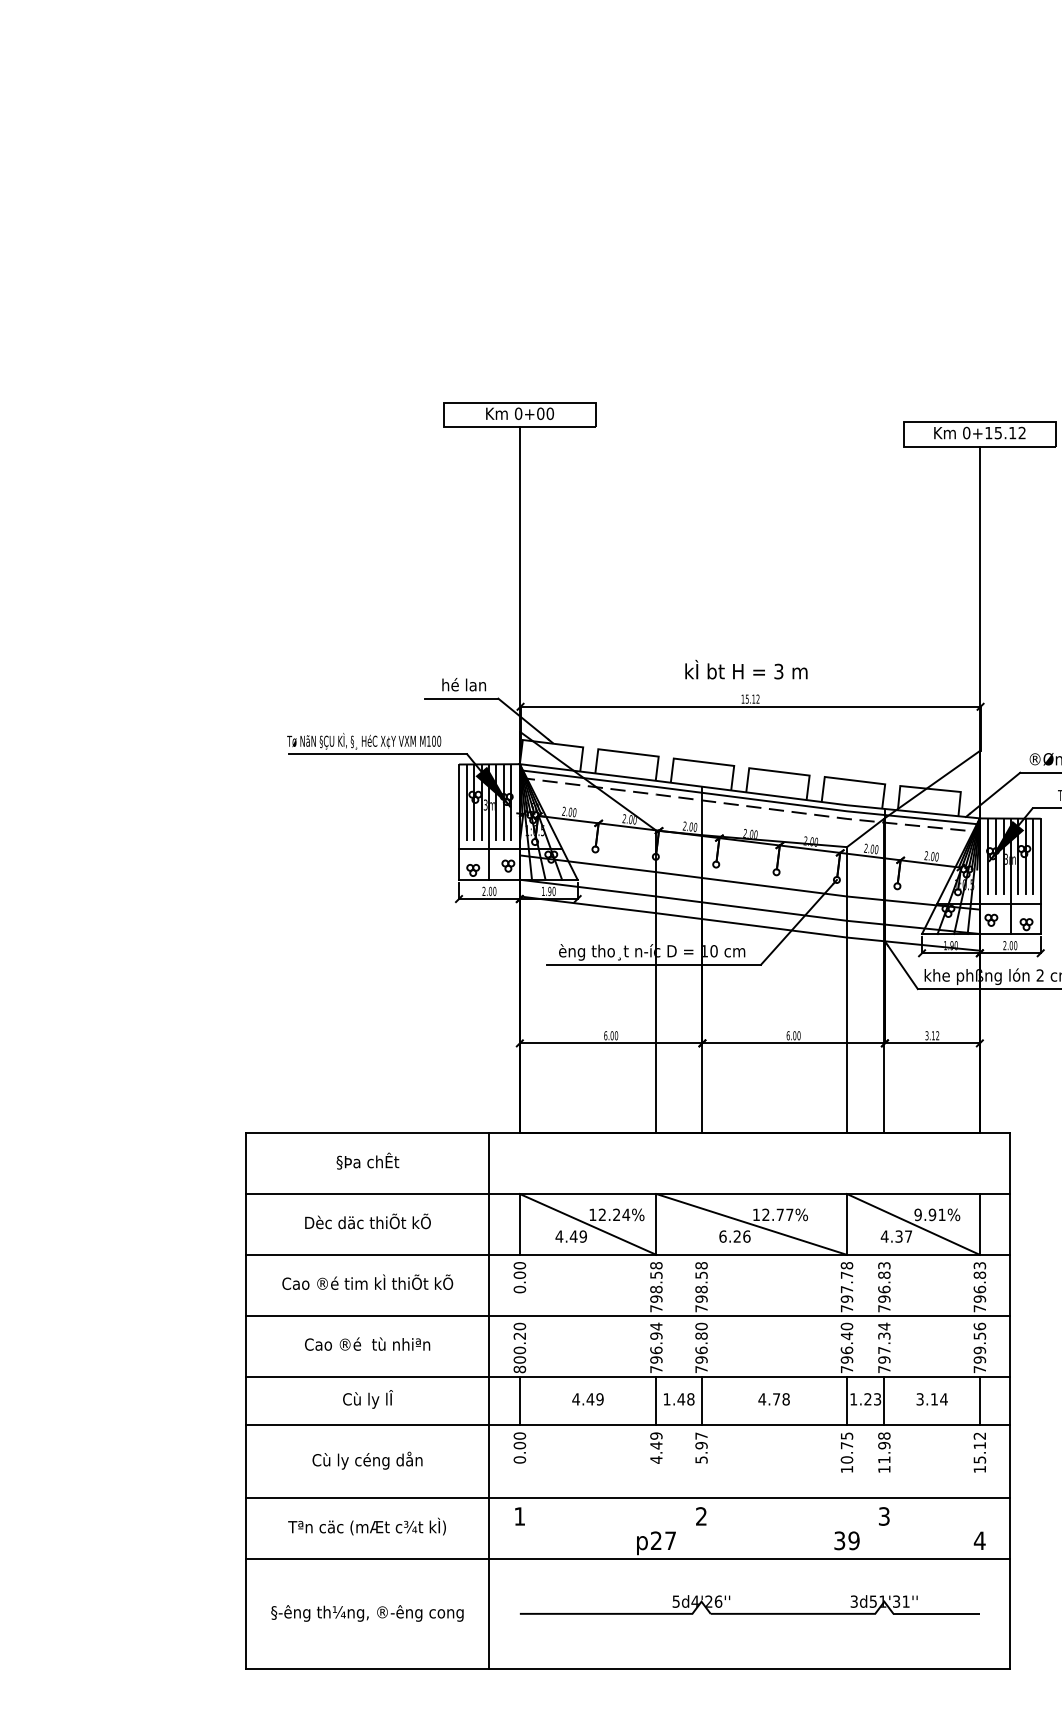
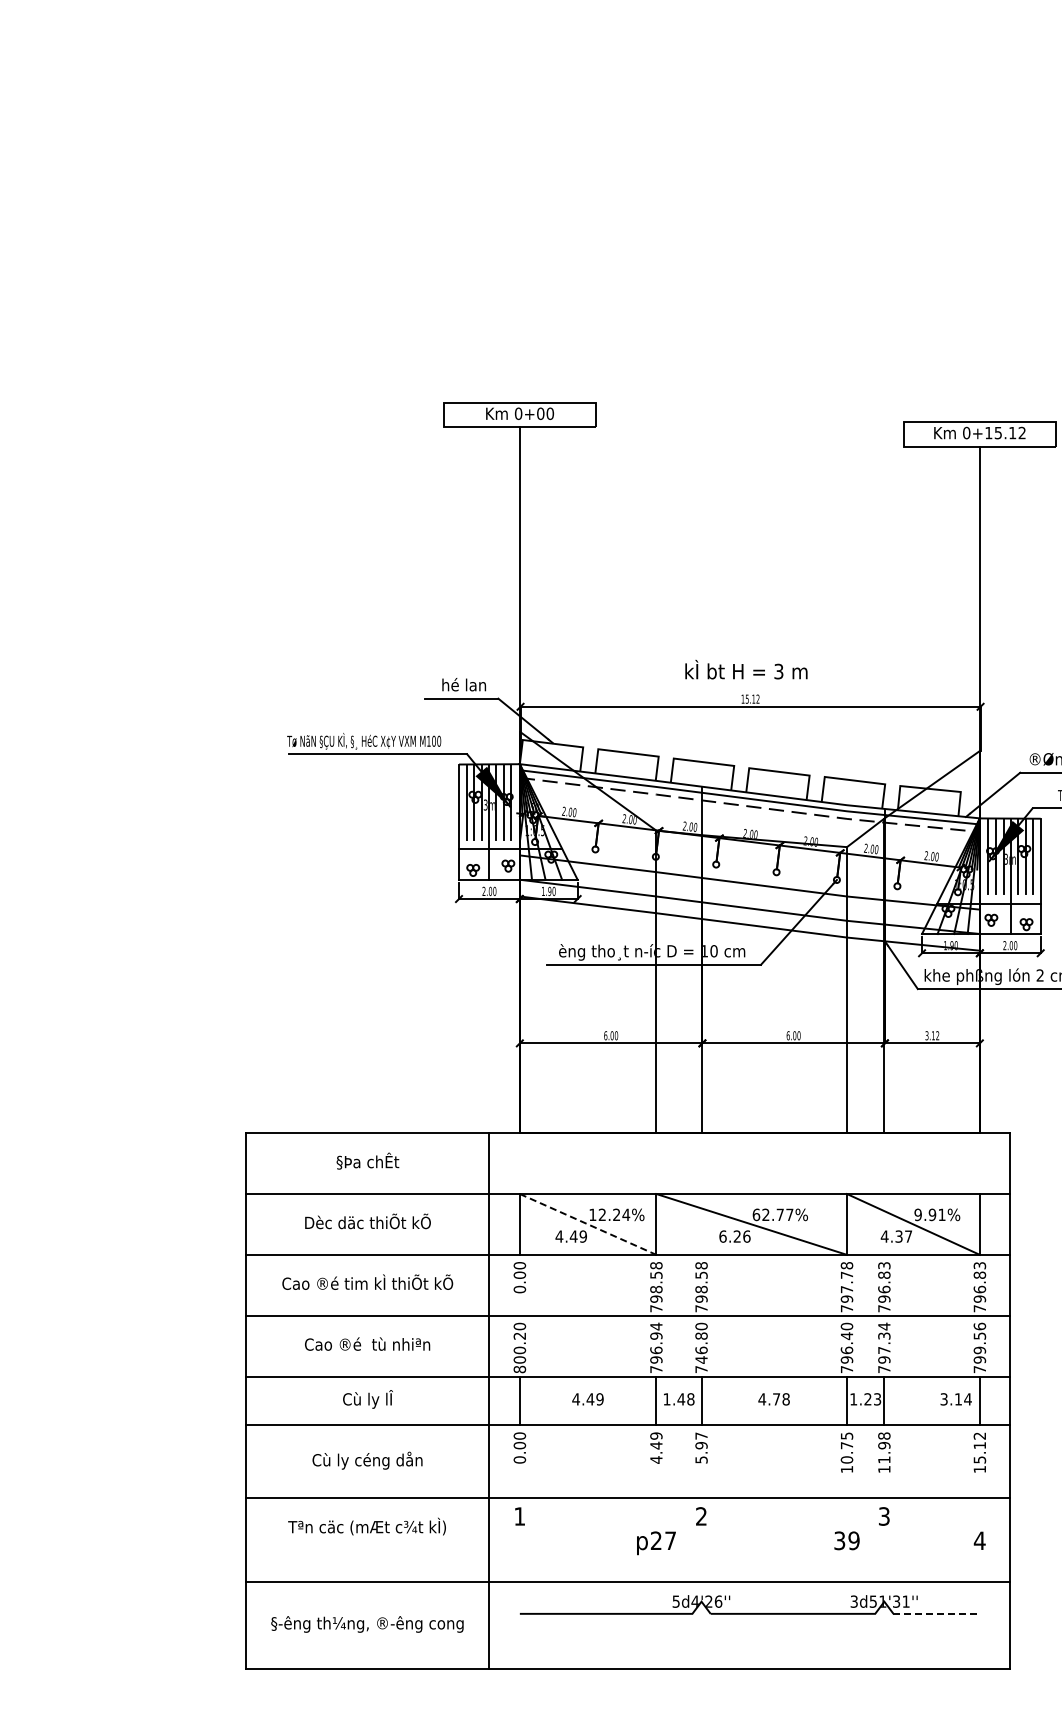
text: 12.77% -> 62.77% (756, 1214)
line: solid -> dashed (588, 1224)
text: 796.80 -> 746.80 (701, 1359)
text position: (931, 1399) -> (955, 1399) (955, 1399)
line position: (628, 1559) -> (628, 1582) (628, 1582)
text position: (367, 1613) -> (367, 1624) (367, 1624)
line: solid -> dashed (937, 1613)
